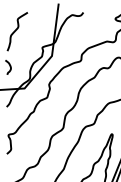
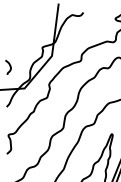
curve: present -> none (16, 31)
